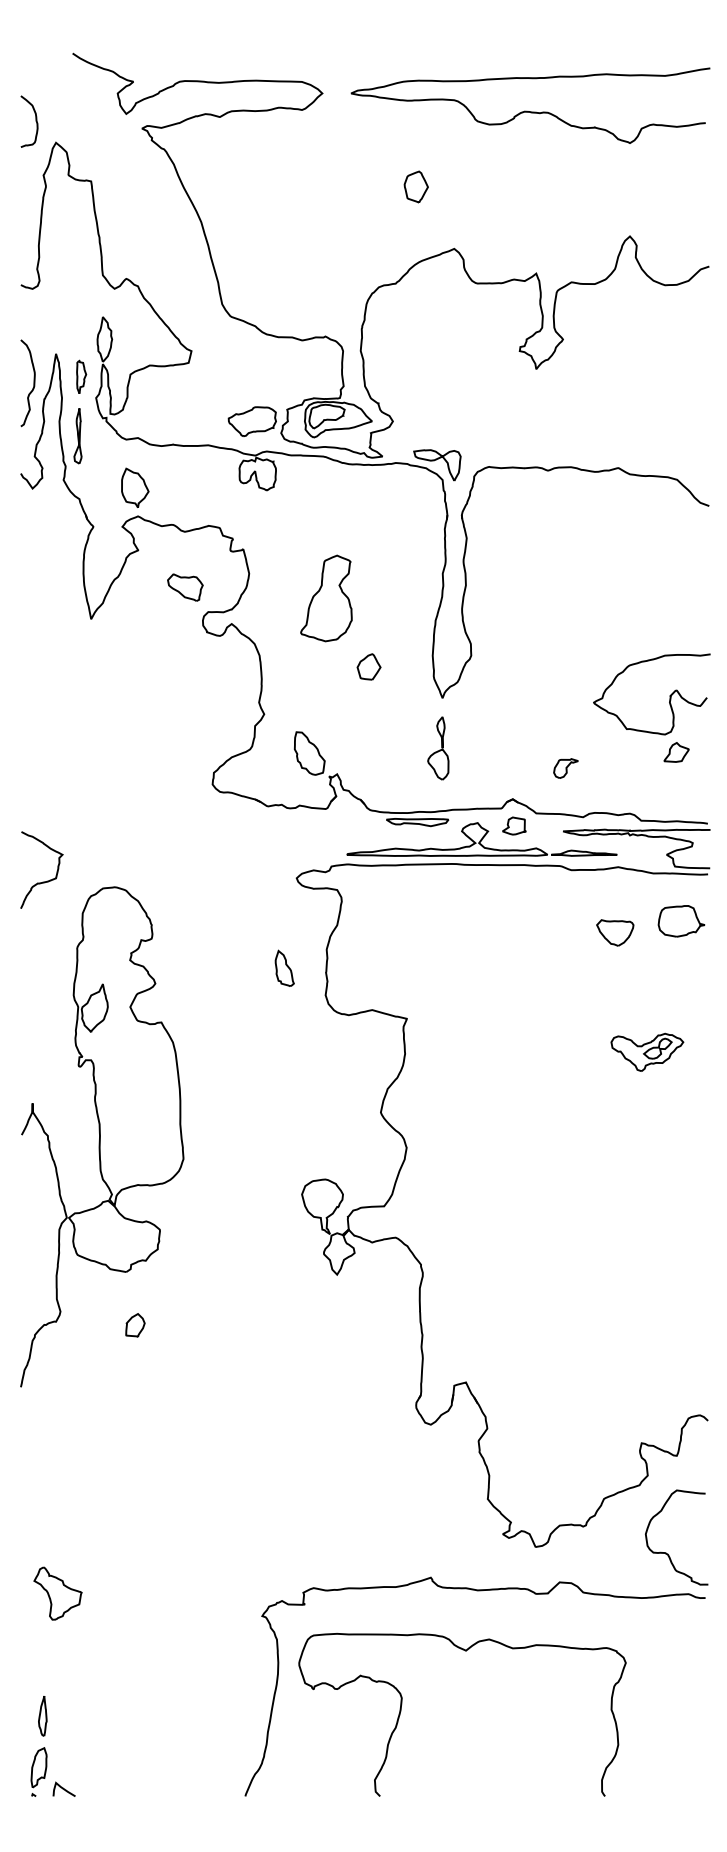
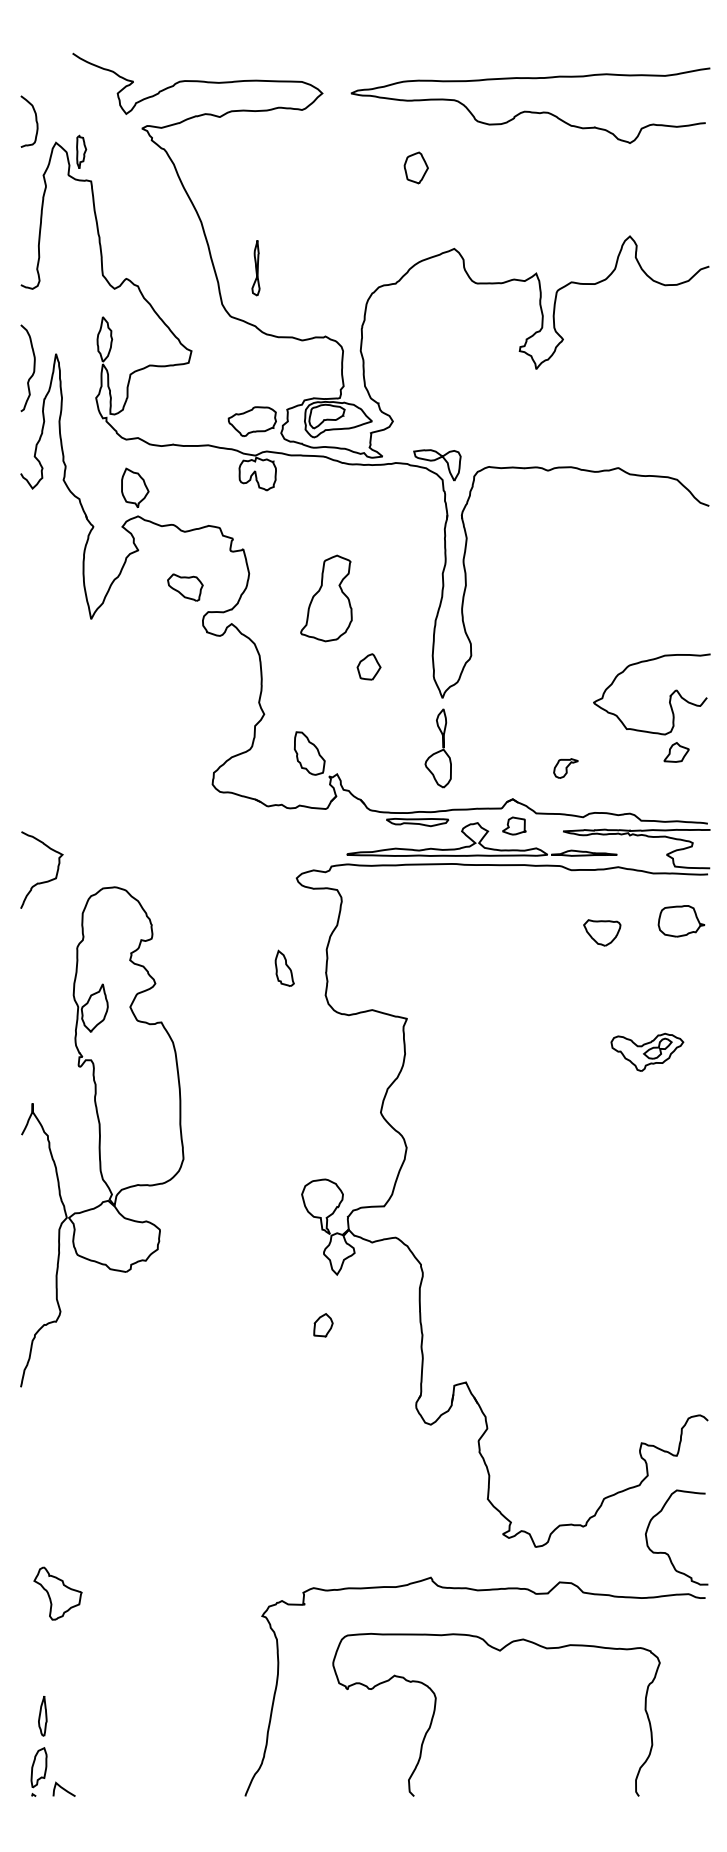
part position: (415, 186) -> (415, 167) (415, 167)
part position: (81, 376) -> (81, 151) (81, 151)
curve position: (33, 383) -> (33, 368) (33, 368)
part position: (77, 436) -> (255, 268) (255, 268)
part size: 23x65 px -> 28x81 px (437, 748)
part position: (615, 932) -> (602, 932) (602, 932)
part position: (135, 1325) -> (323, 1325) (323, 1325)
curve position: (402, 1704) -> (436, 1704) (436, 1704)
